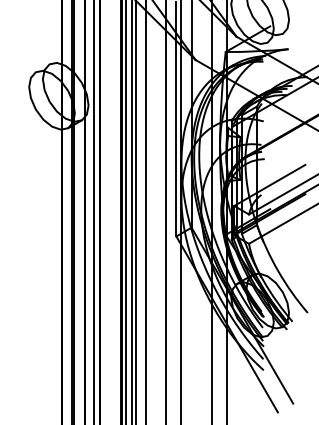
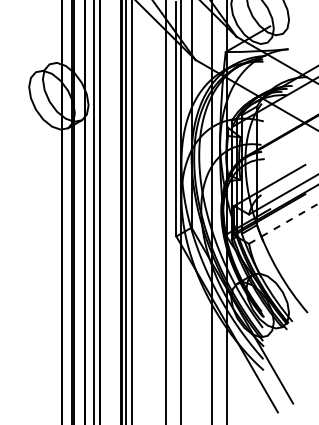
line: present -> none (136, 211)
line: present -> none (145, 211)
line: solid -> dashed (284, 223)
